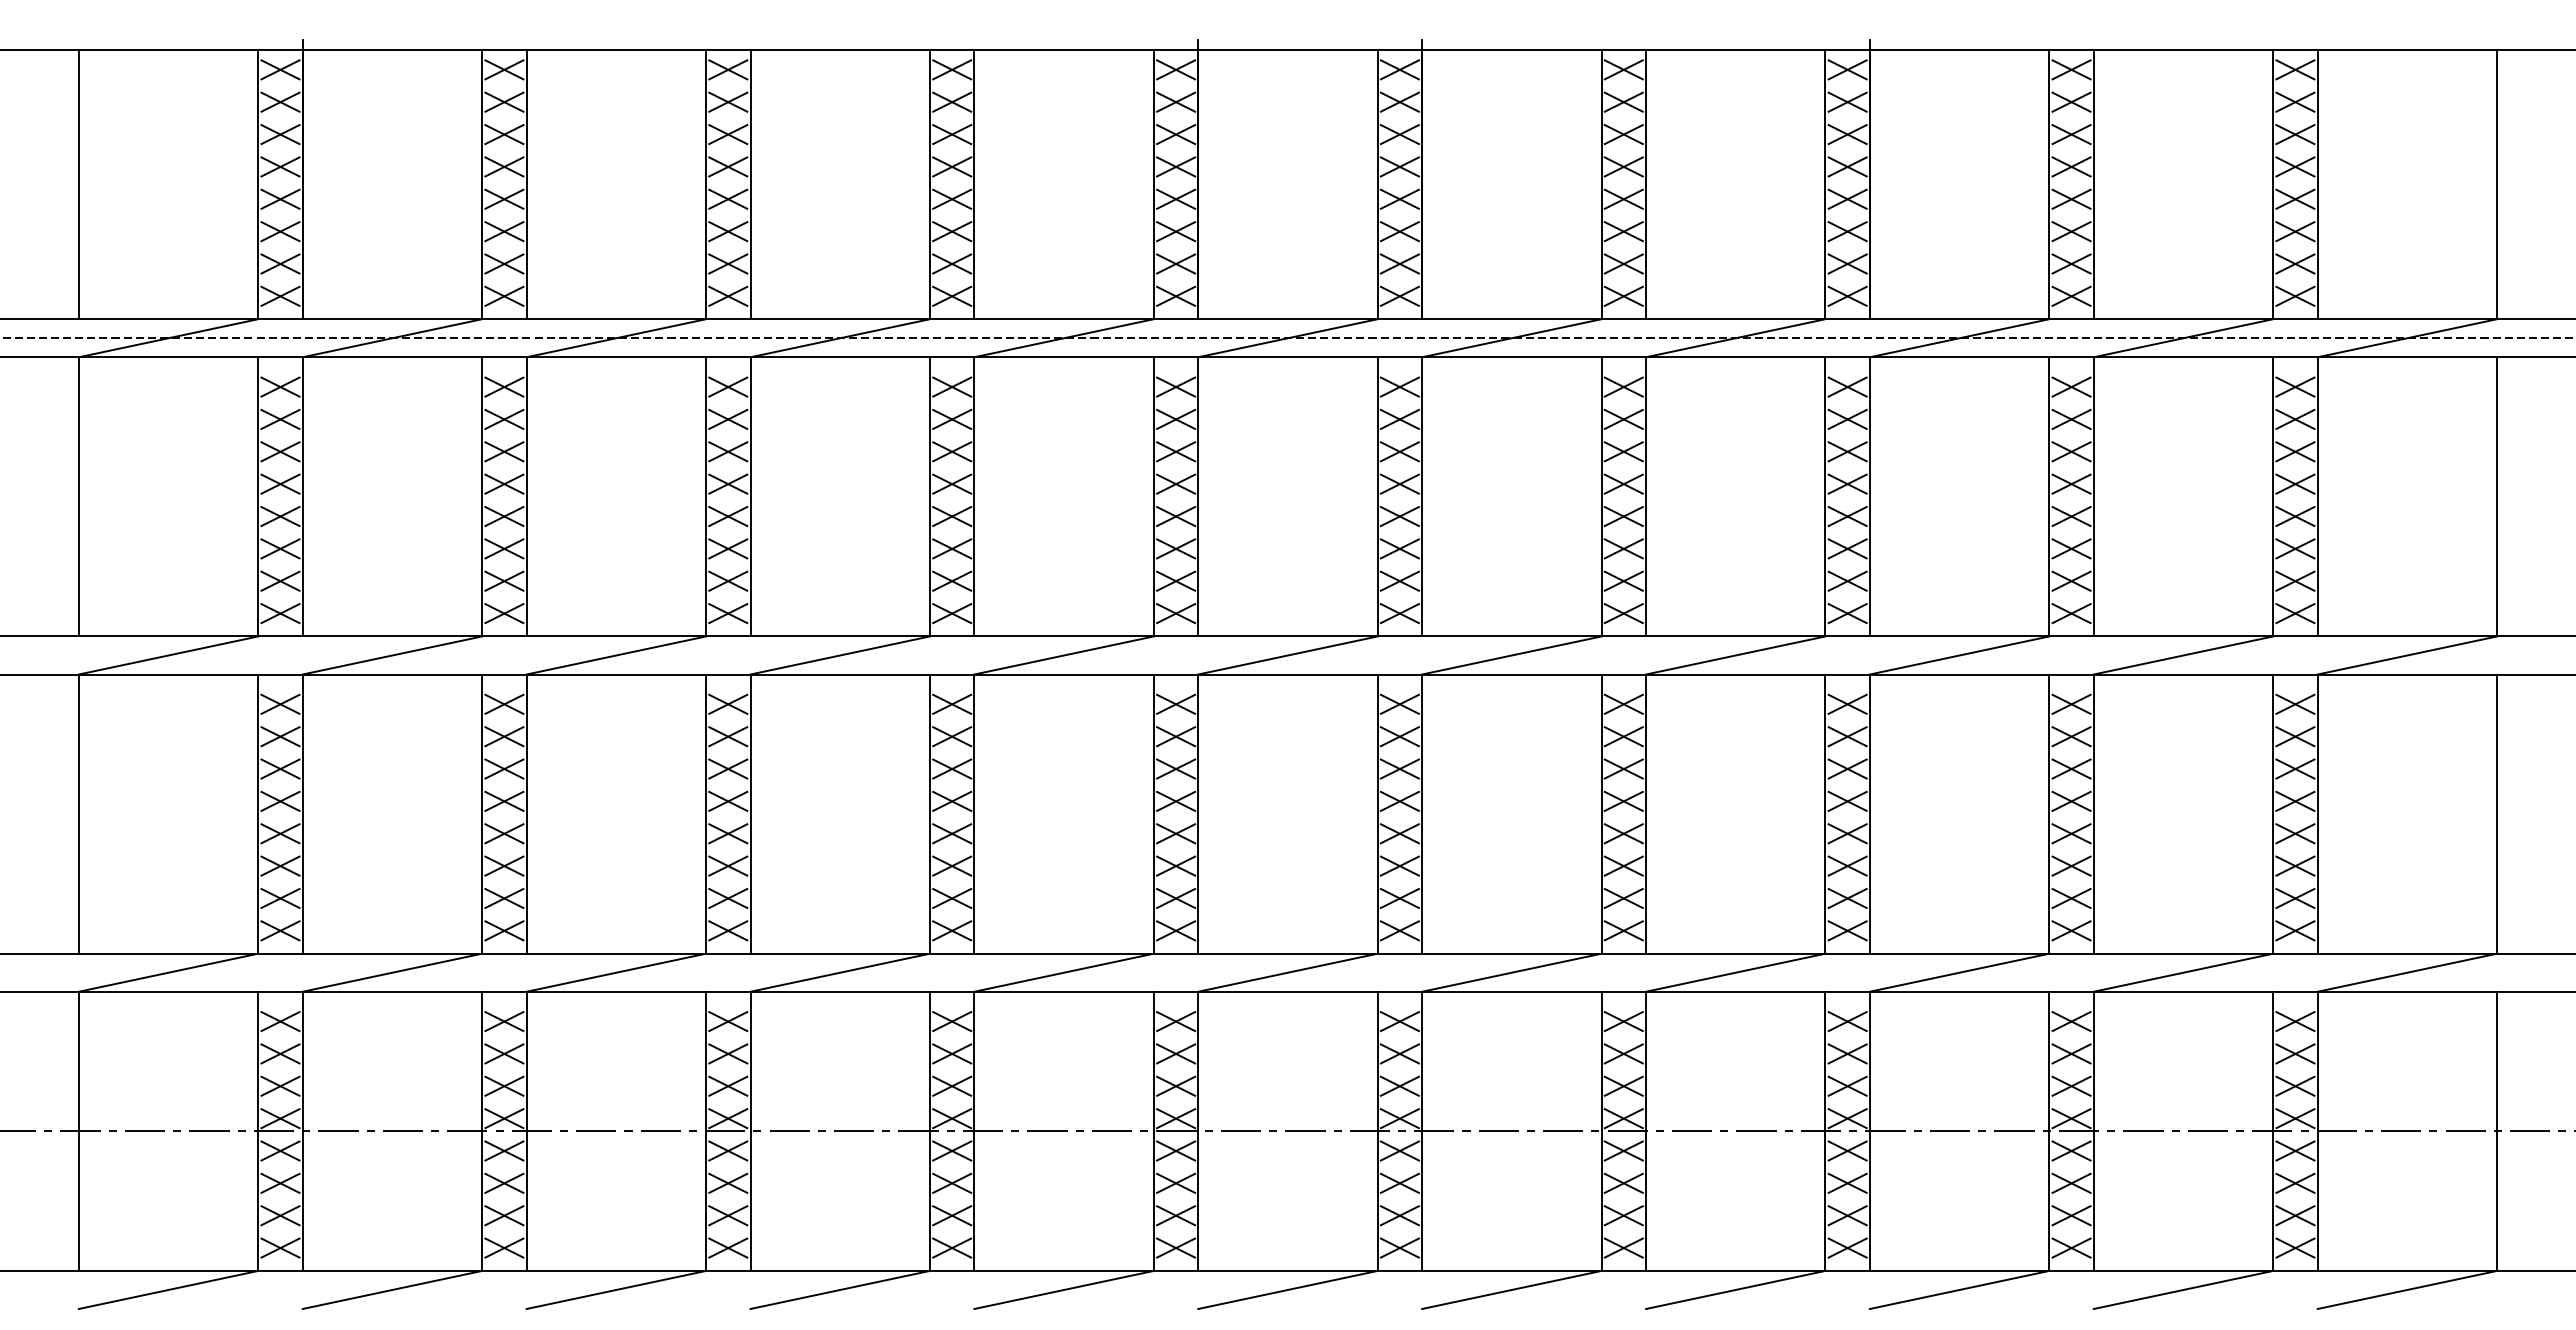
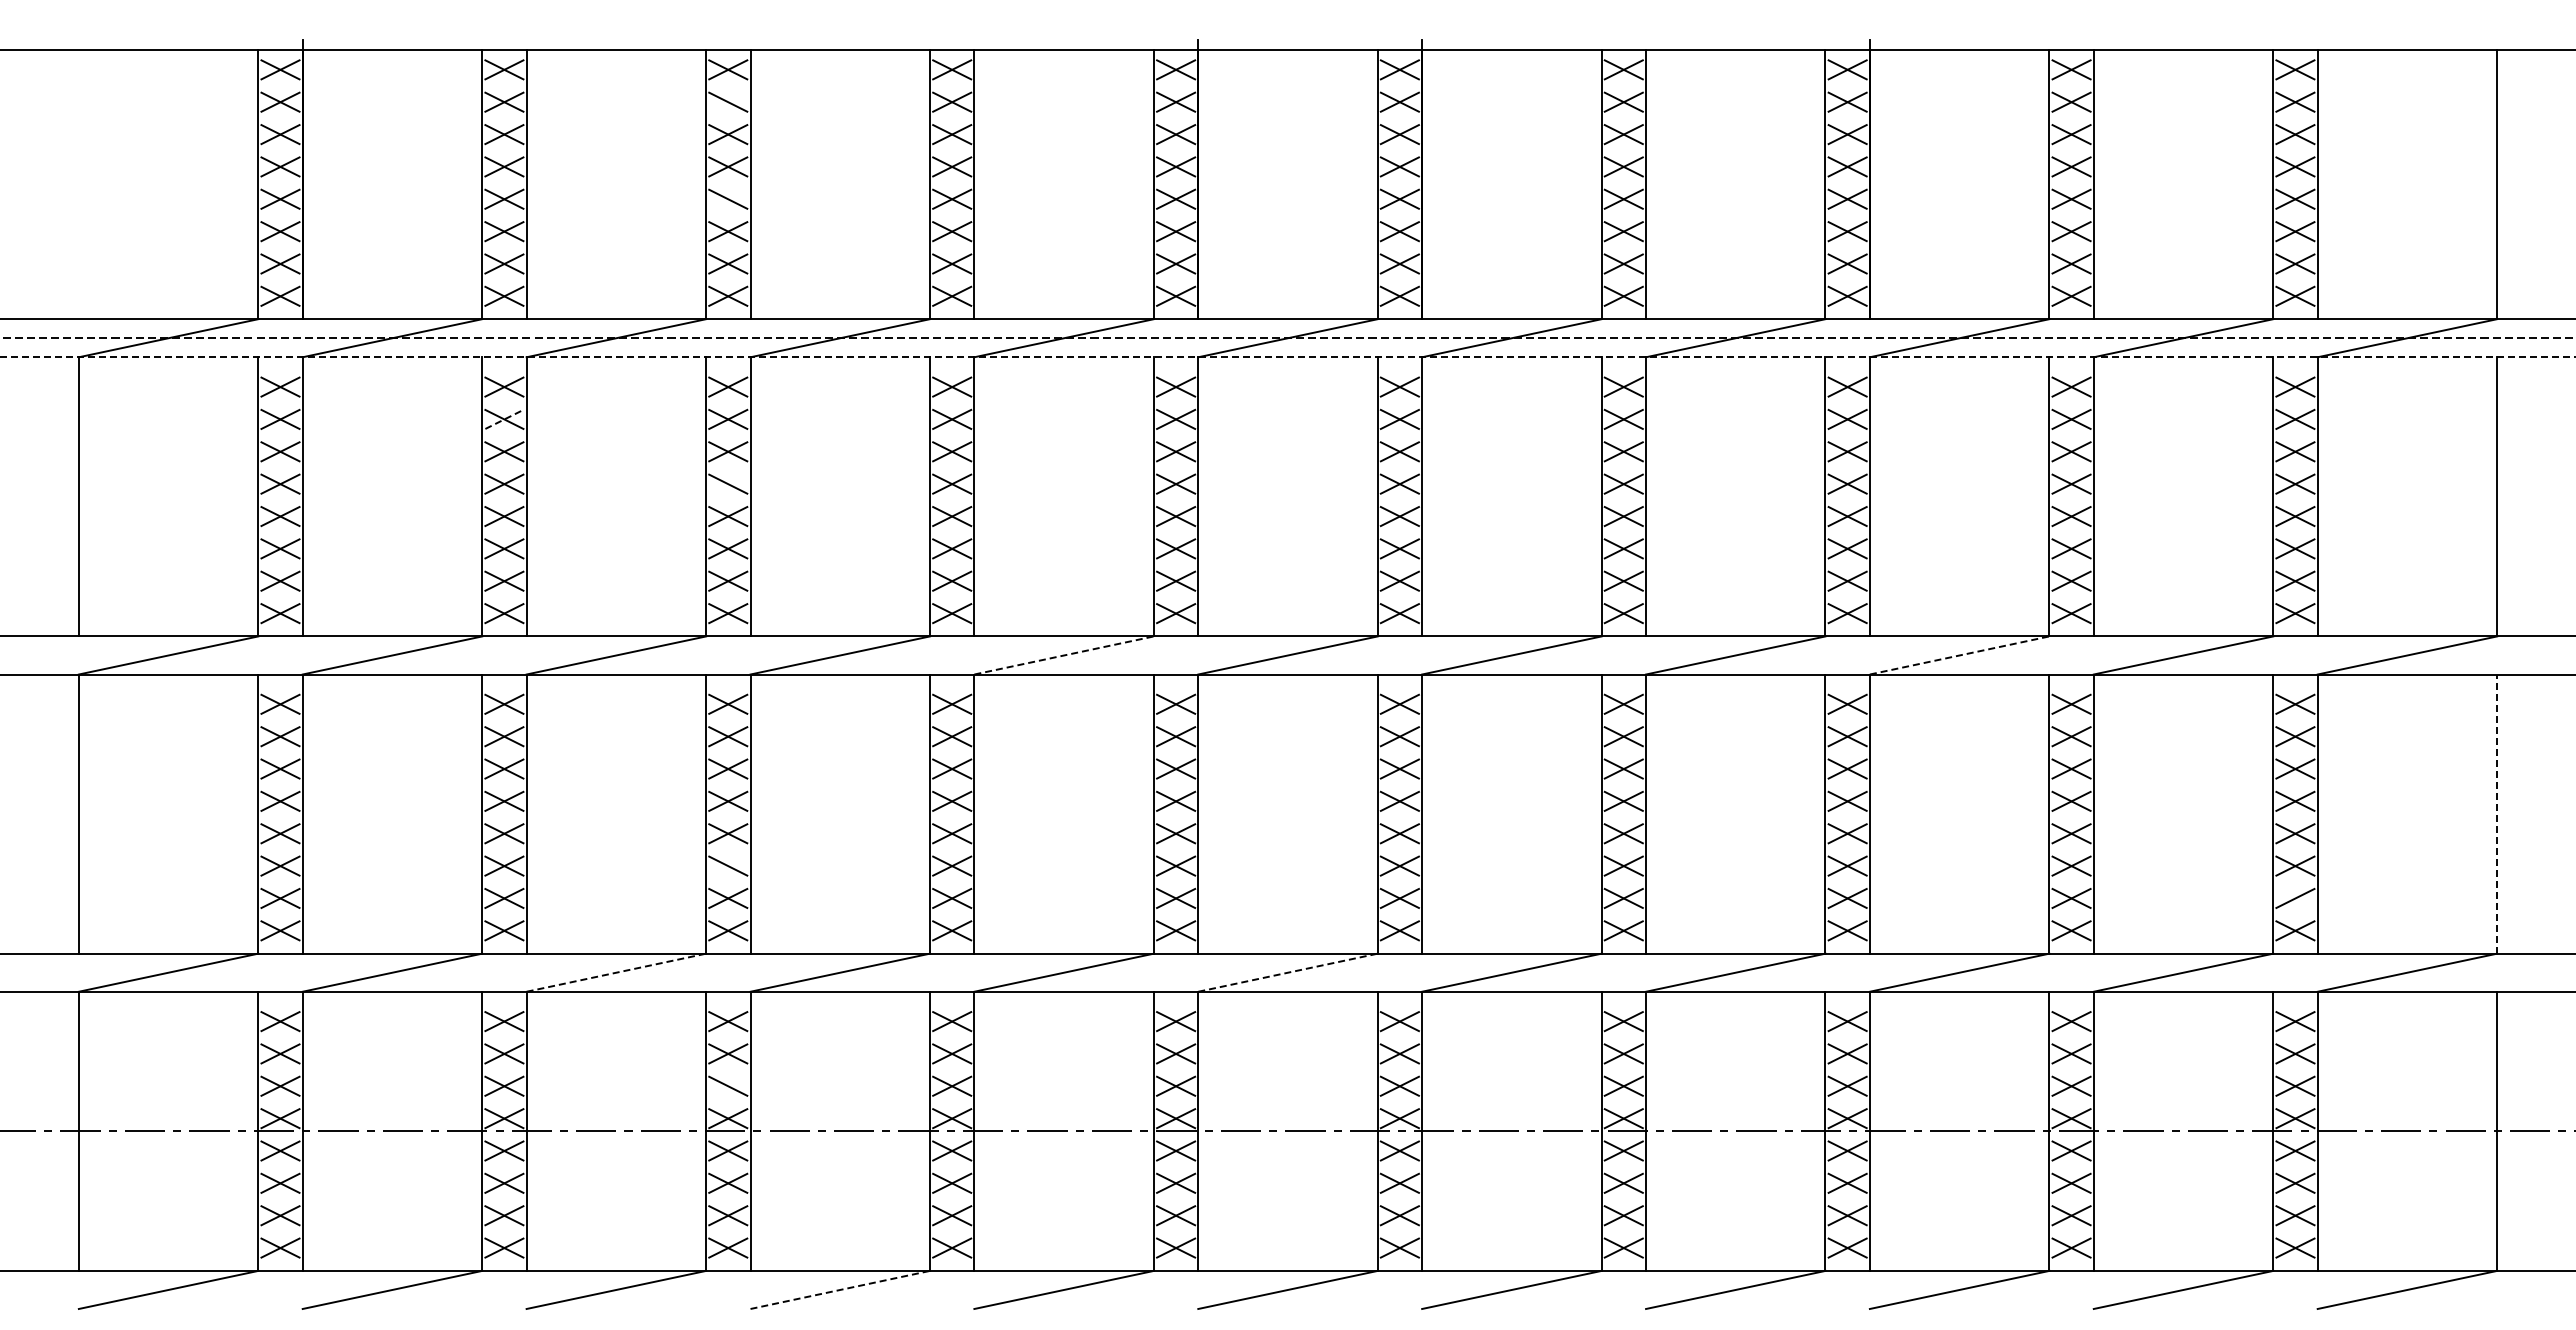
line: present -> none (728, 101)
line: present -> none (78, 184)
line: present -> none (728, 198)
line: solid -> dashed (1288, 357)
line: solid -> dashed (504, 419)
line: present -> none (728, 483)
line: solid -> dashed (1064, 655)
line: solid -> dashed (1959, 655)
line: solid -> dashed (2497, 814)
line: present -> none (728, 865)
line: present -> none (2295, 898)
line: solid -> dashed (616, 972)
line: solid -> dashed (1288, 972)
line: present -> none (728, 1085)
line: solid -> dashed (840, 1289)
